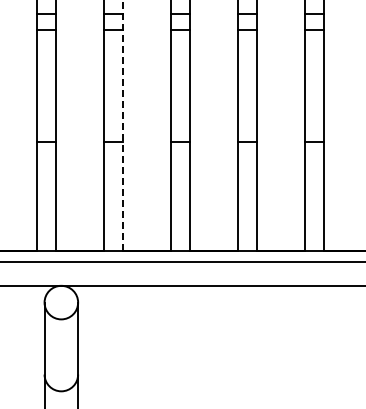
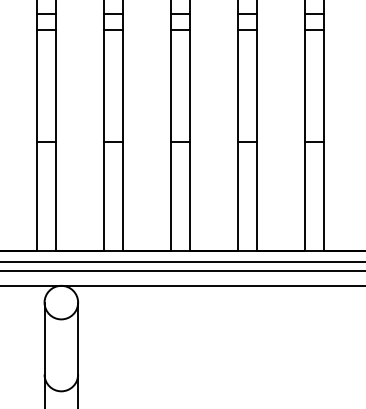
line: dashed -> solid (122, 125)
line: none -> present (182, 271)
